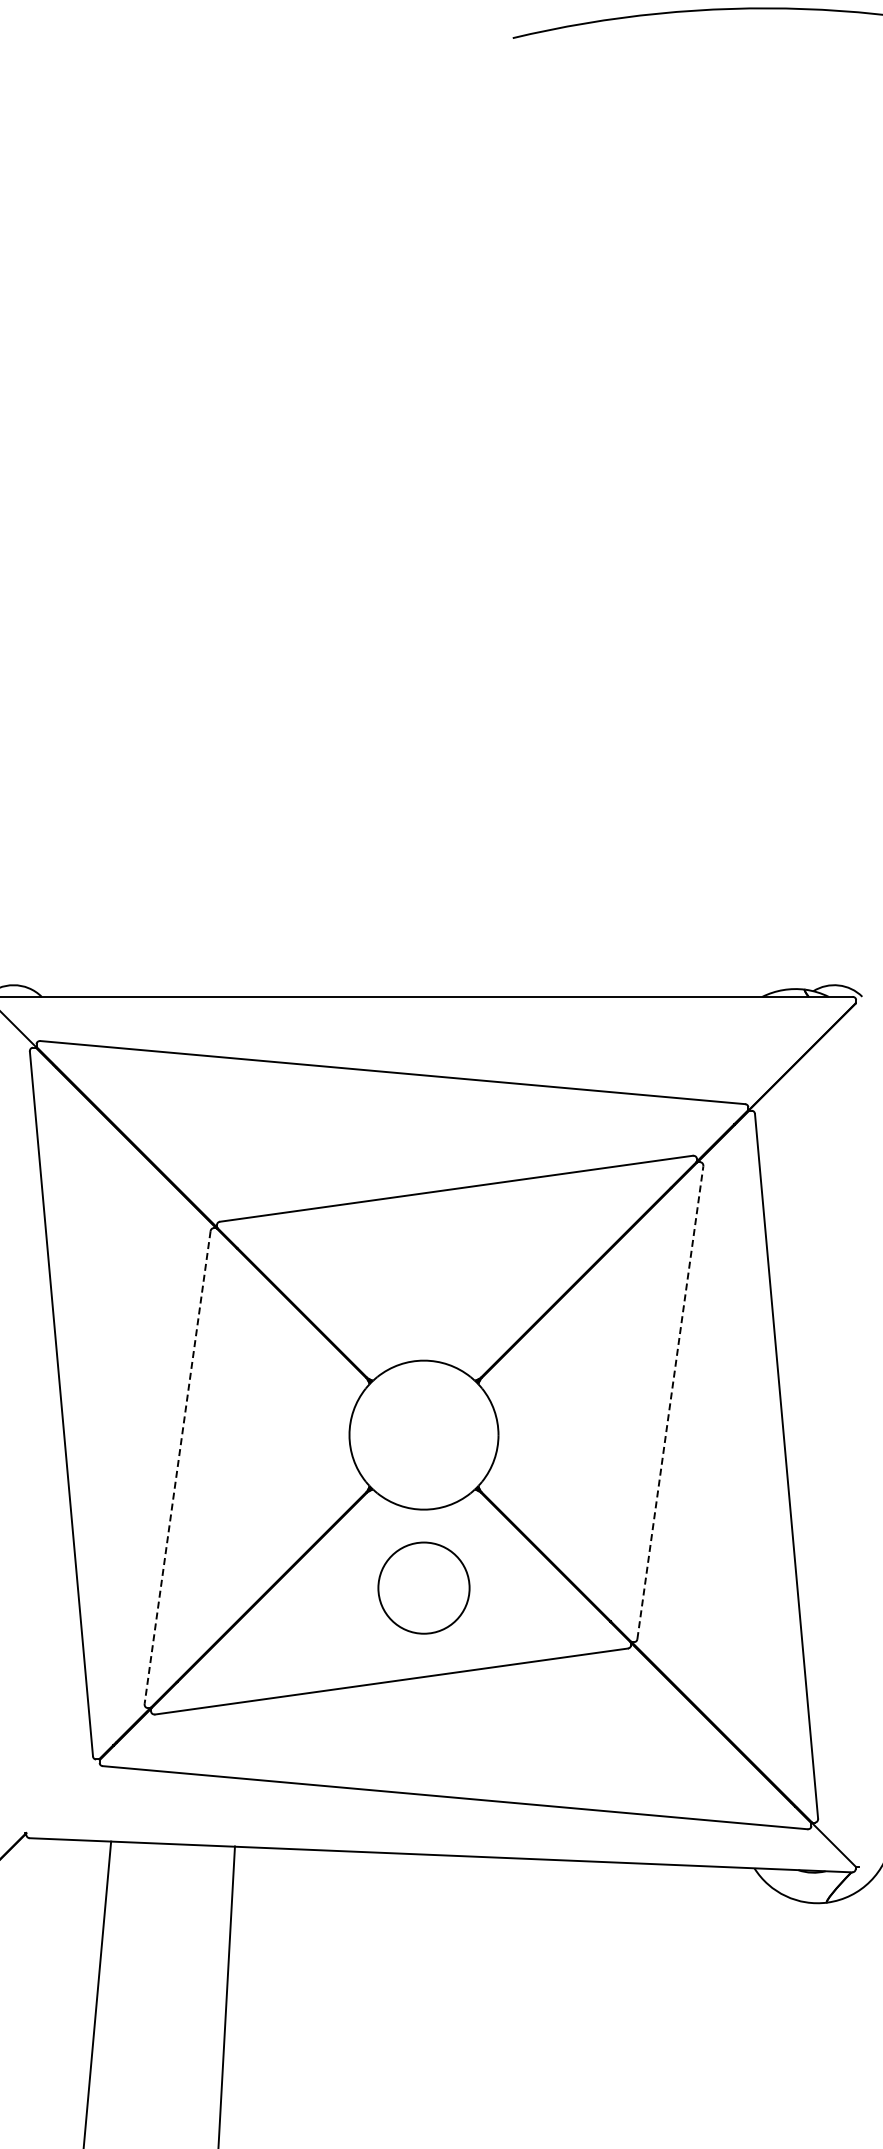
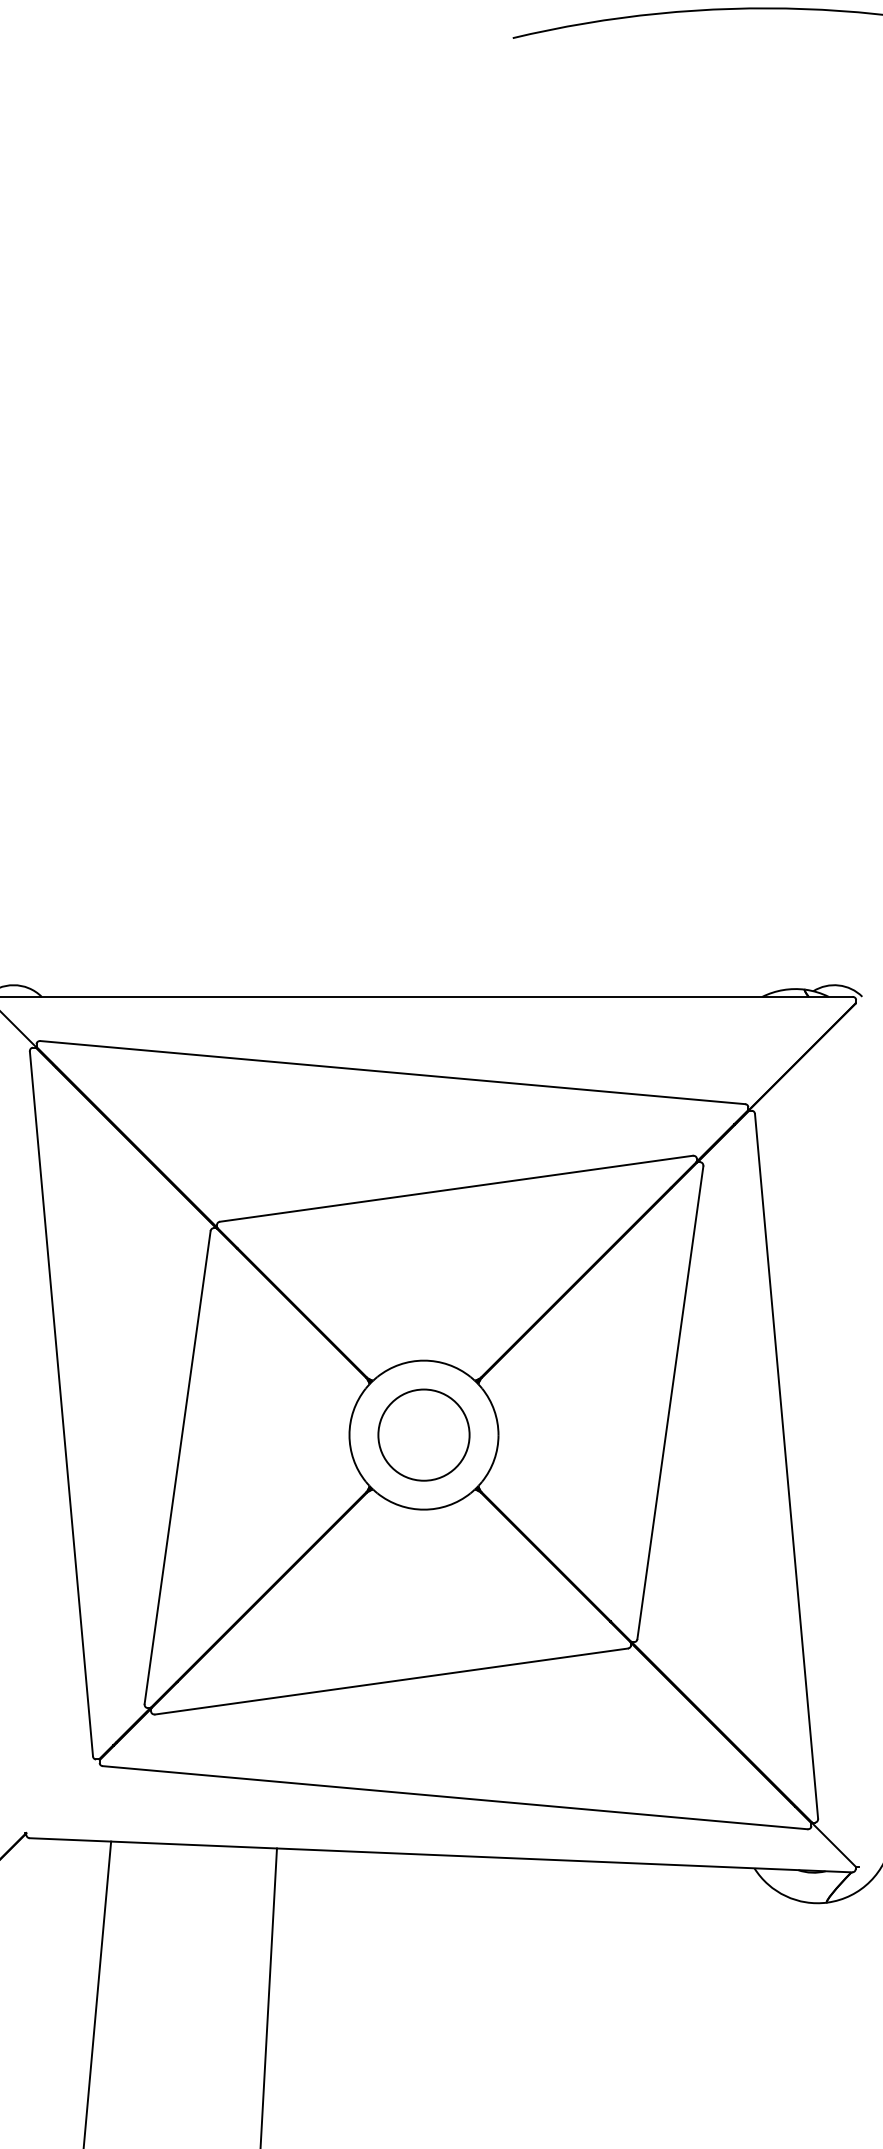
line: dashed -> solid (670, 1402)
line: dashed -> solid (177, 1467)
circle position: (423, 1587) -> (423, 1434) (423, 1434)
line position: (226, 1995) -> (268, 1996) (268, 1996)
